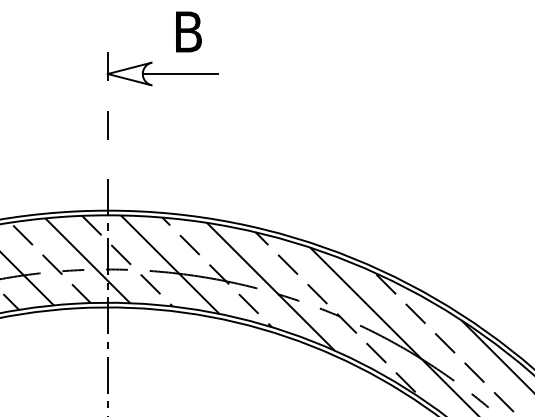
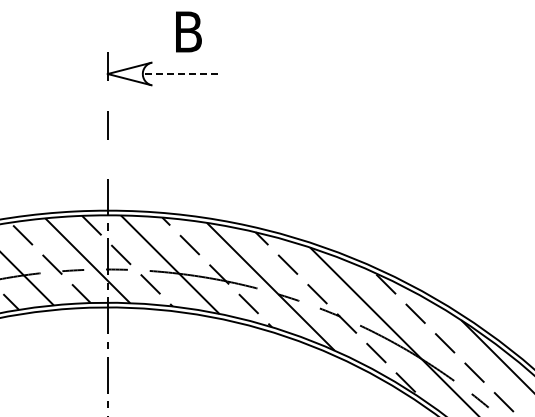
line: solid -> dashed (180, 74)
